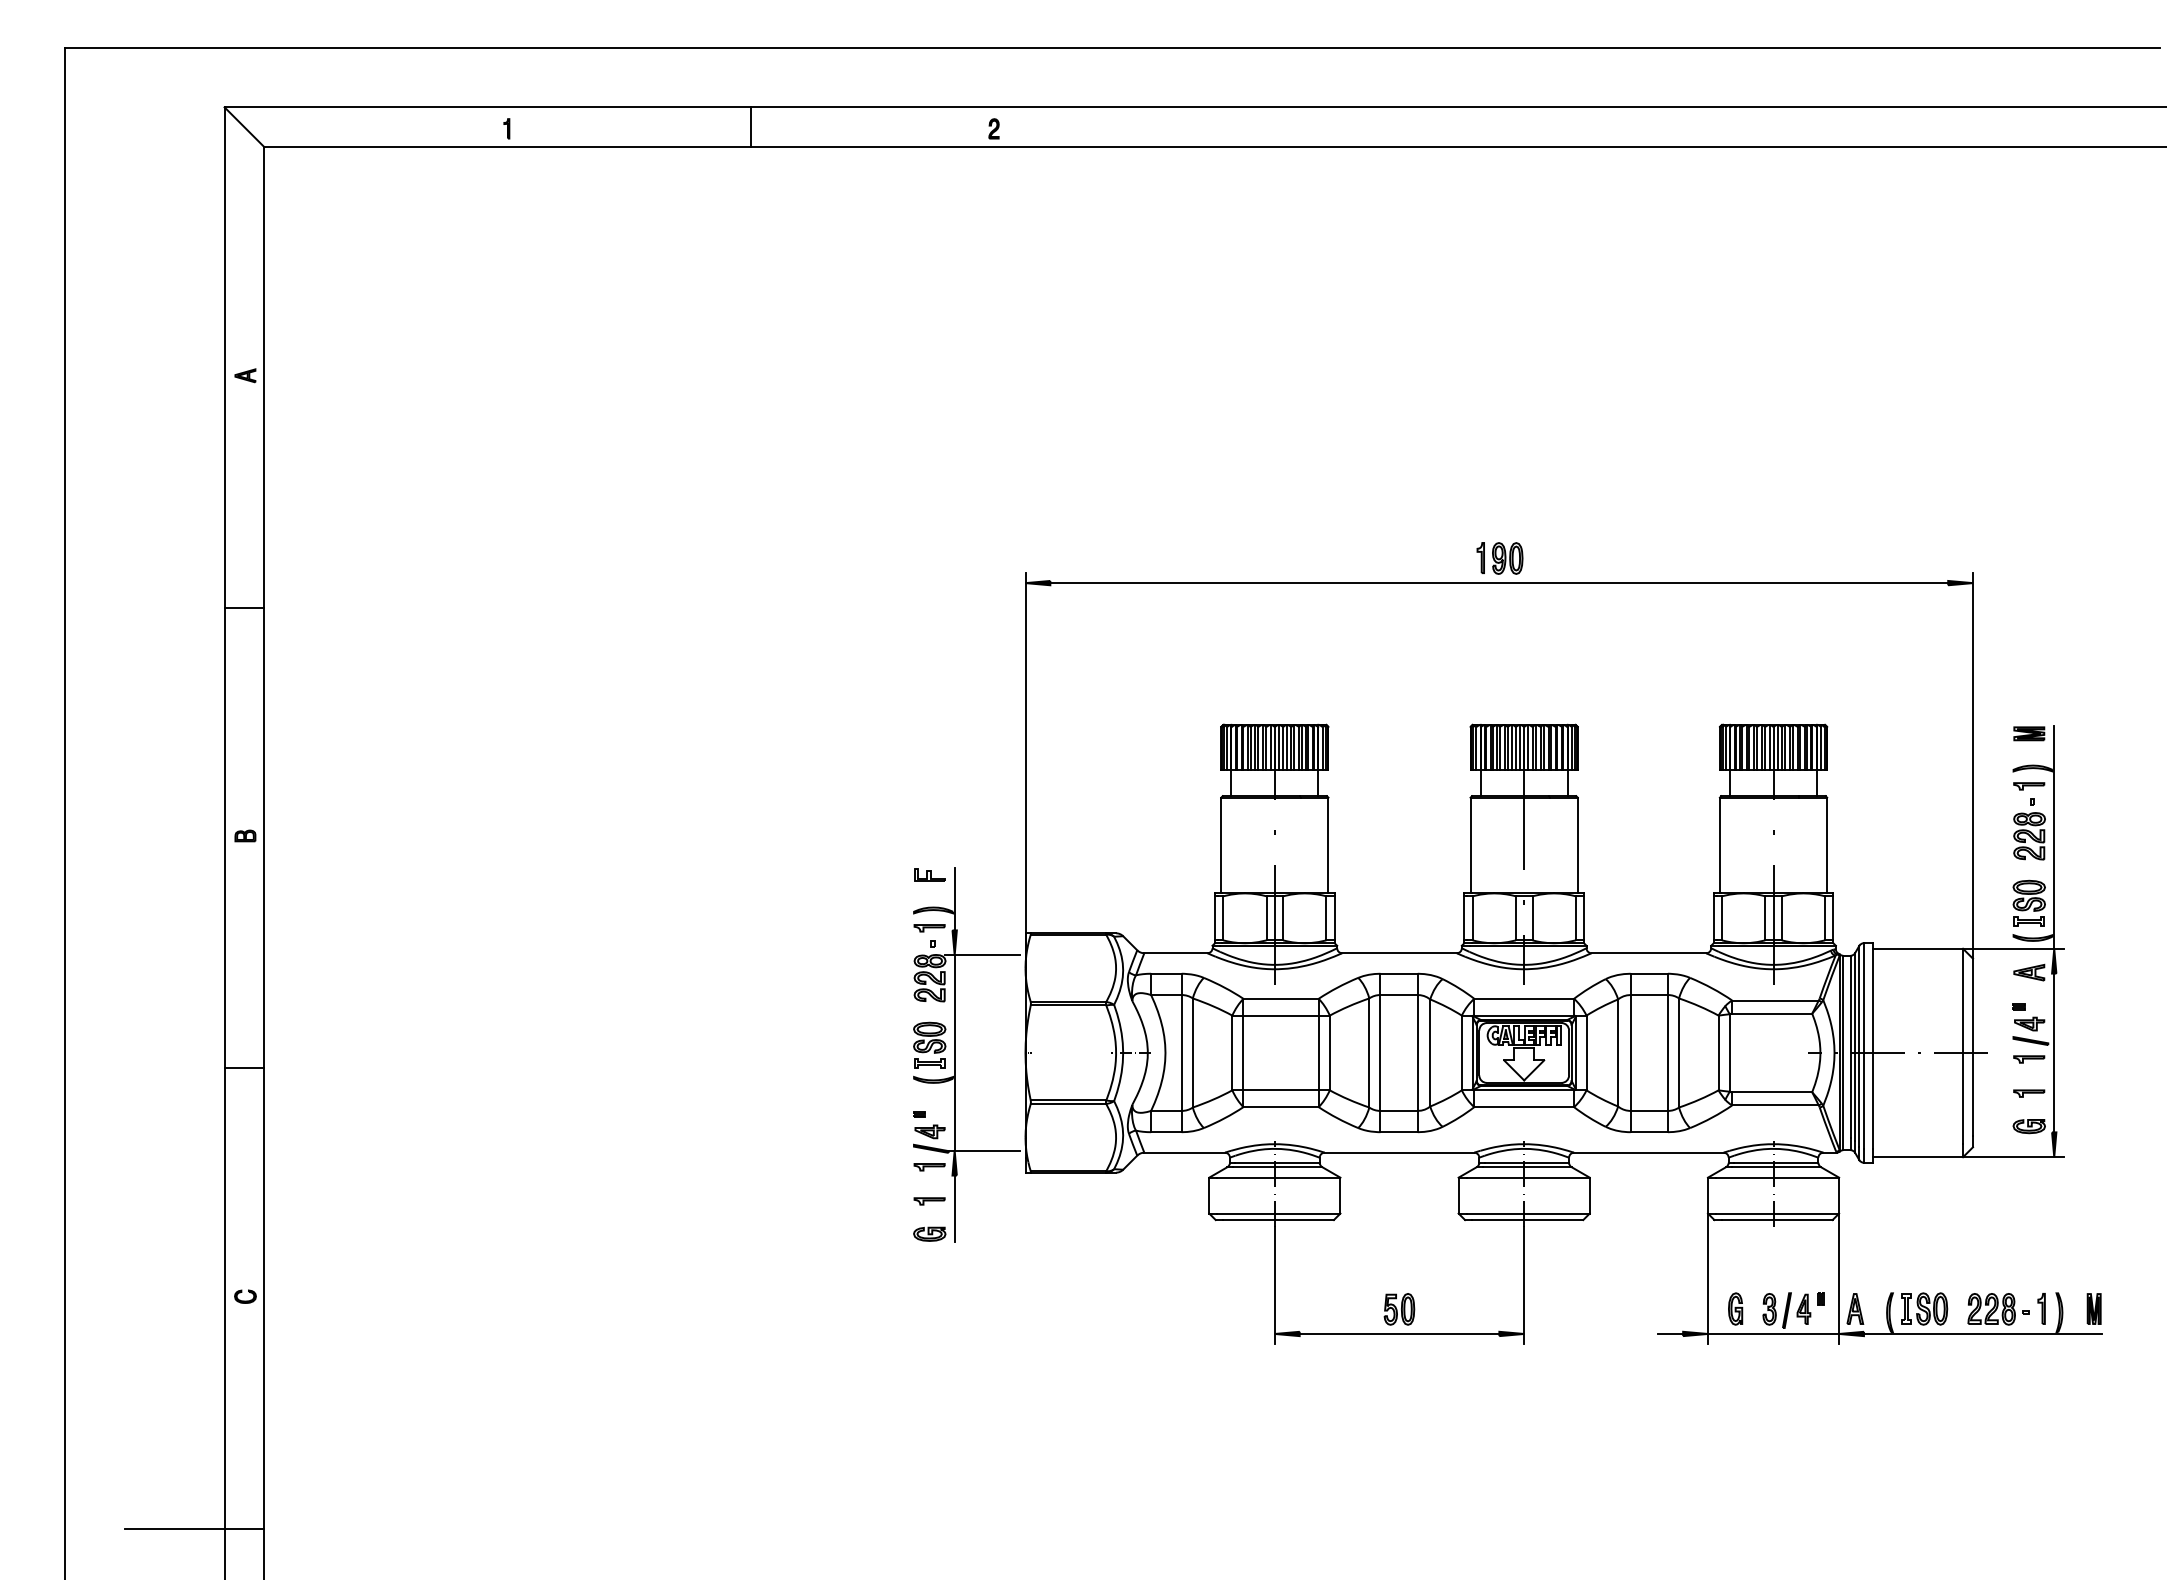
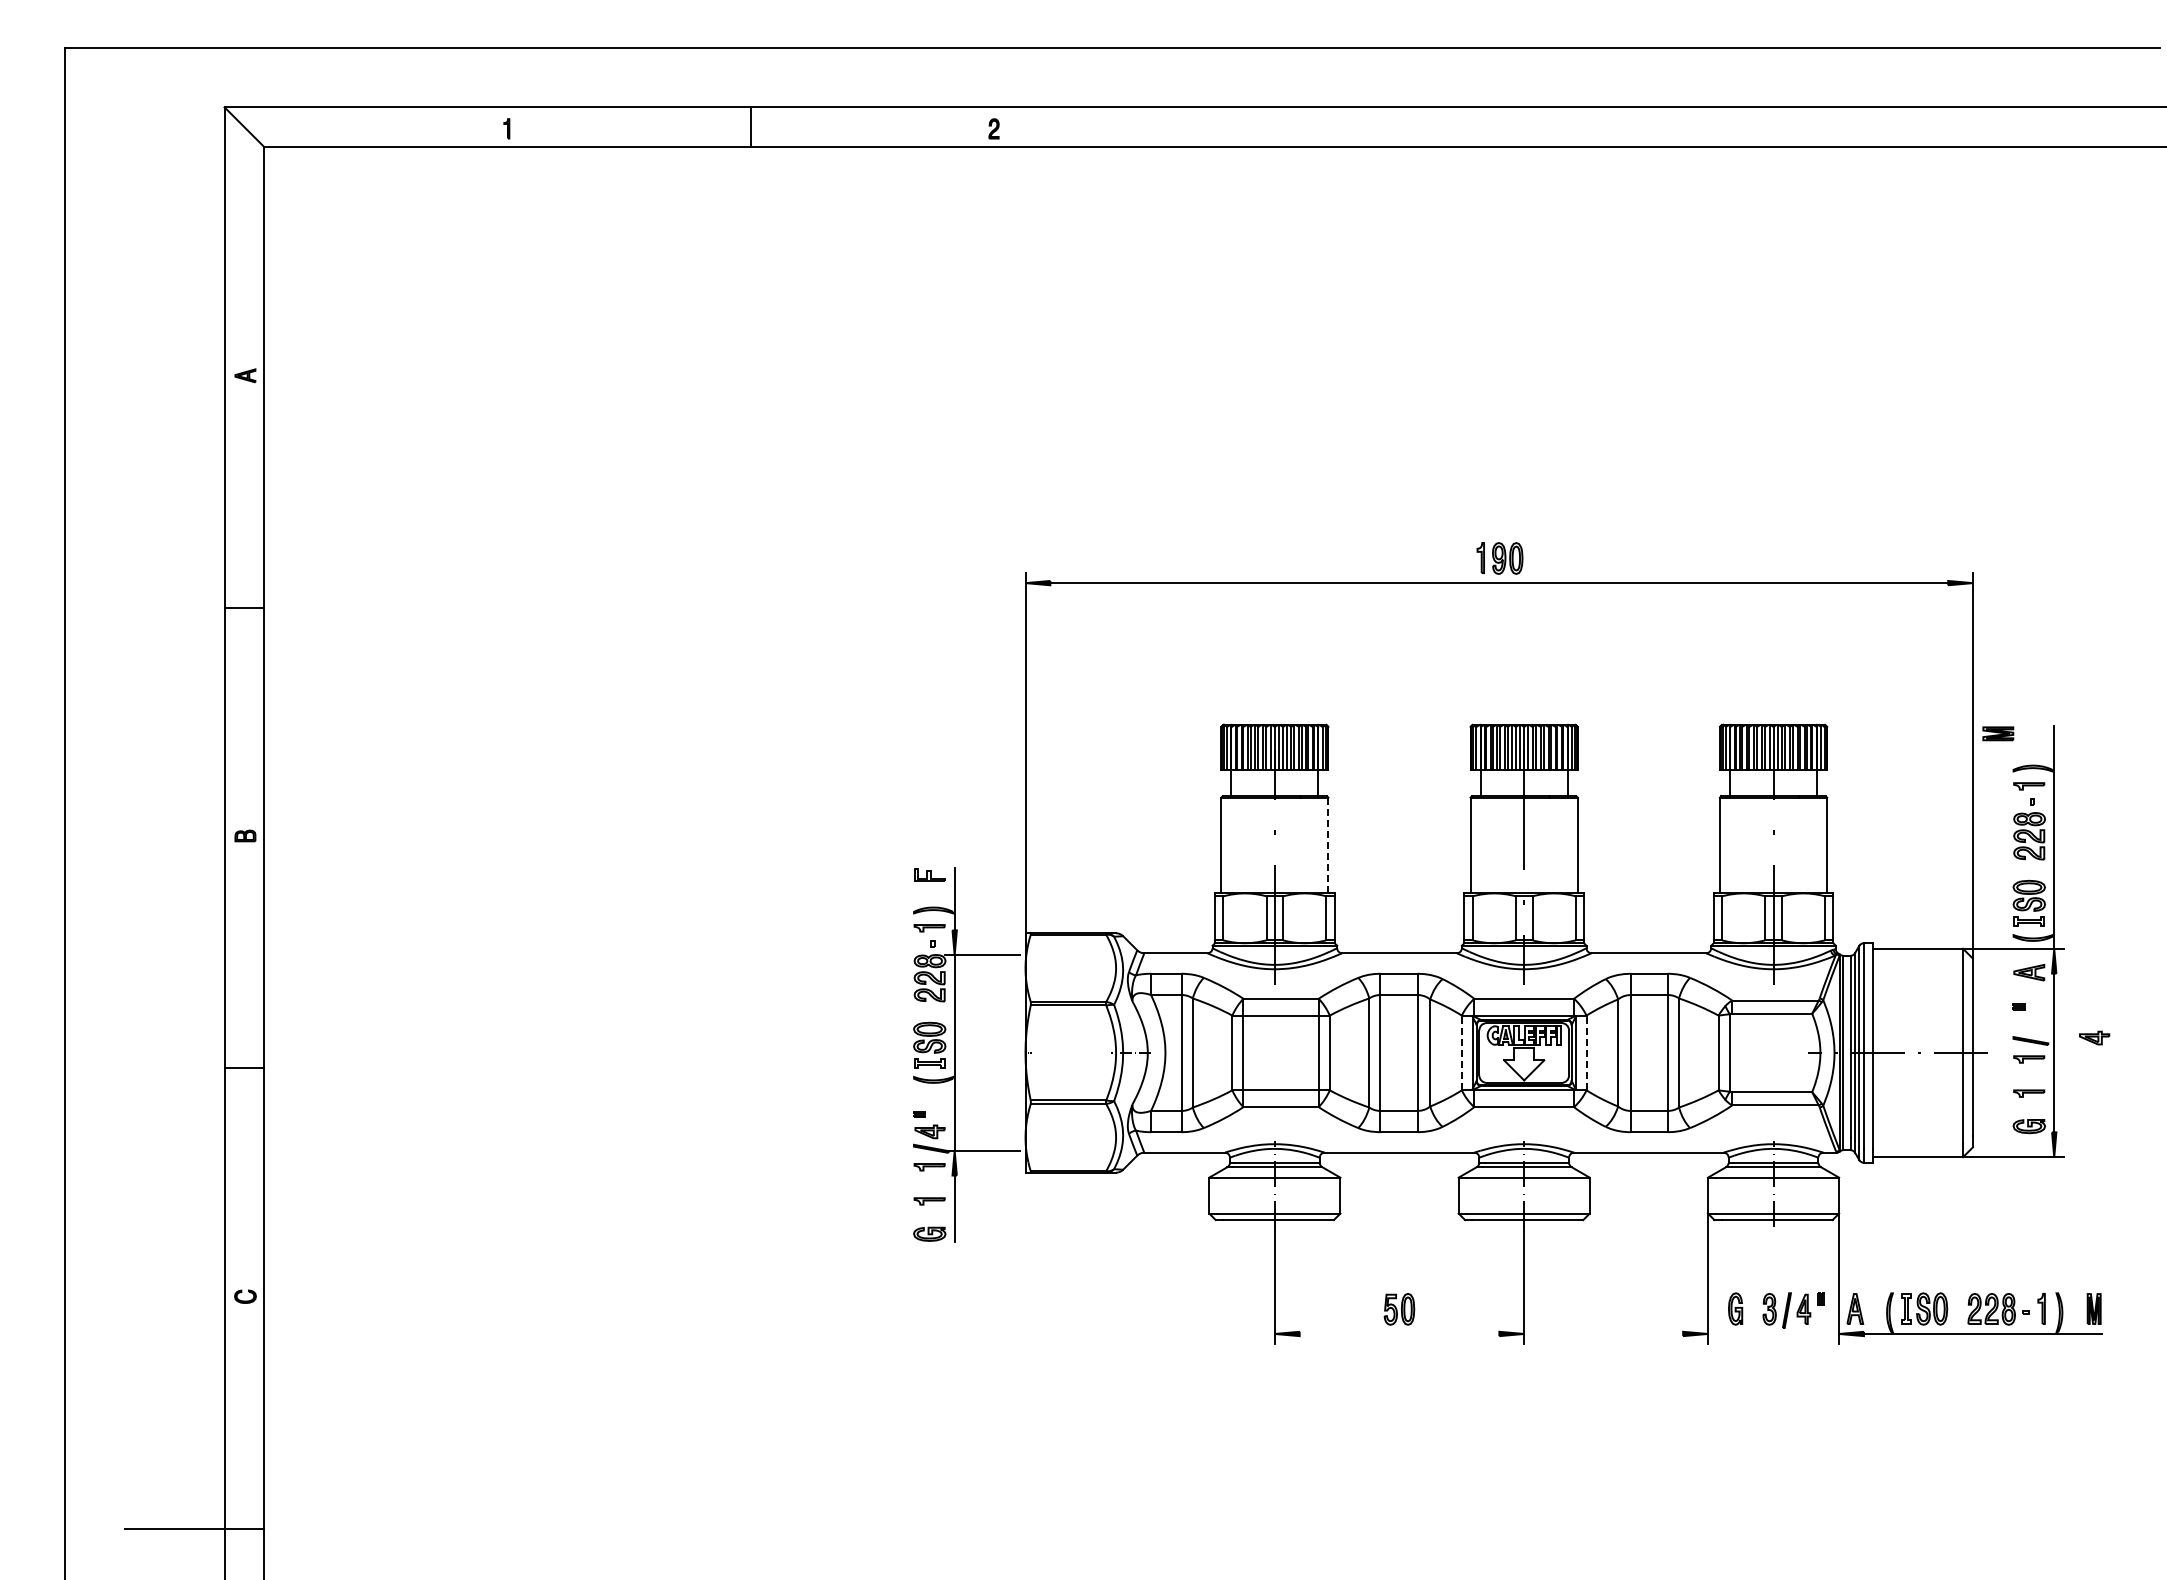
part position: (2029, 733) -> (1998, 733) (1998, 733)
line: solid -> dashed (1328, 845)
part position: (2029, 1023) -> (2094, 1037) (2094, 1037)
line: solid -> dashed (1461, 1052)
line: solid -> dashed (1586, 1052)
line: present -> none (1399, 1333)
line: present -> none (1670, 1333)
line: present -> none (1773, 1333)
